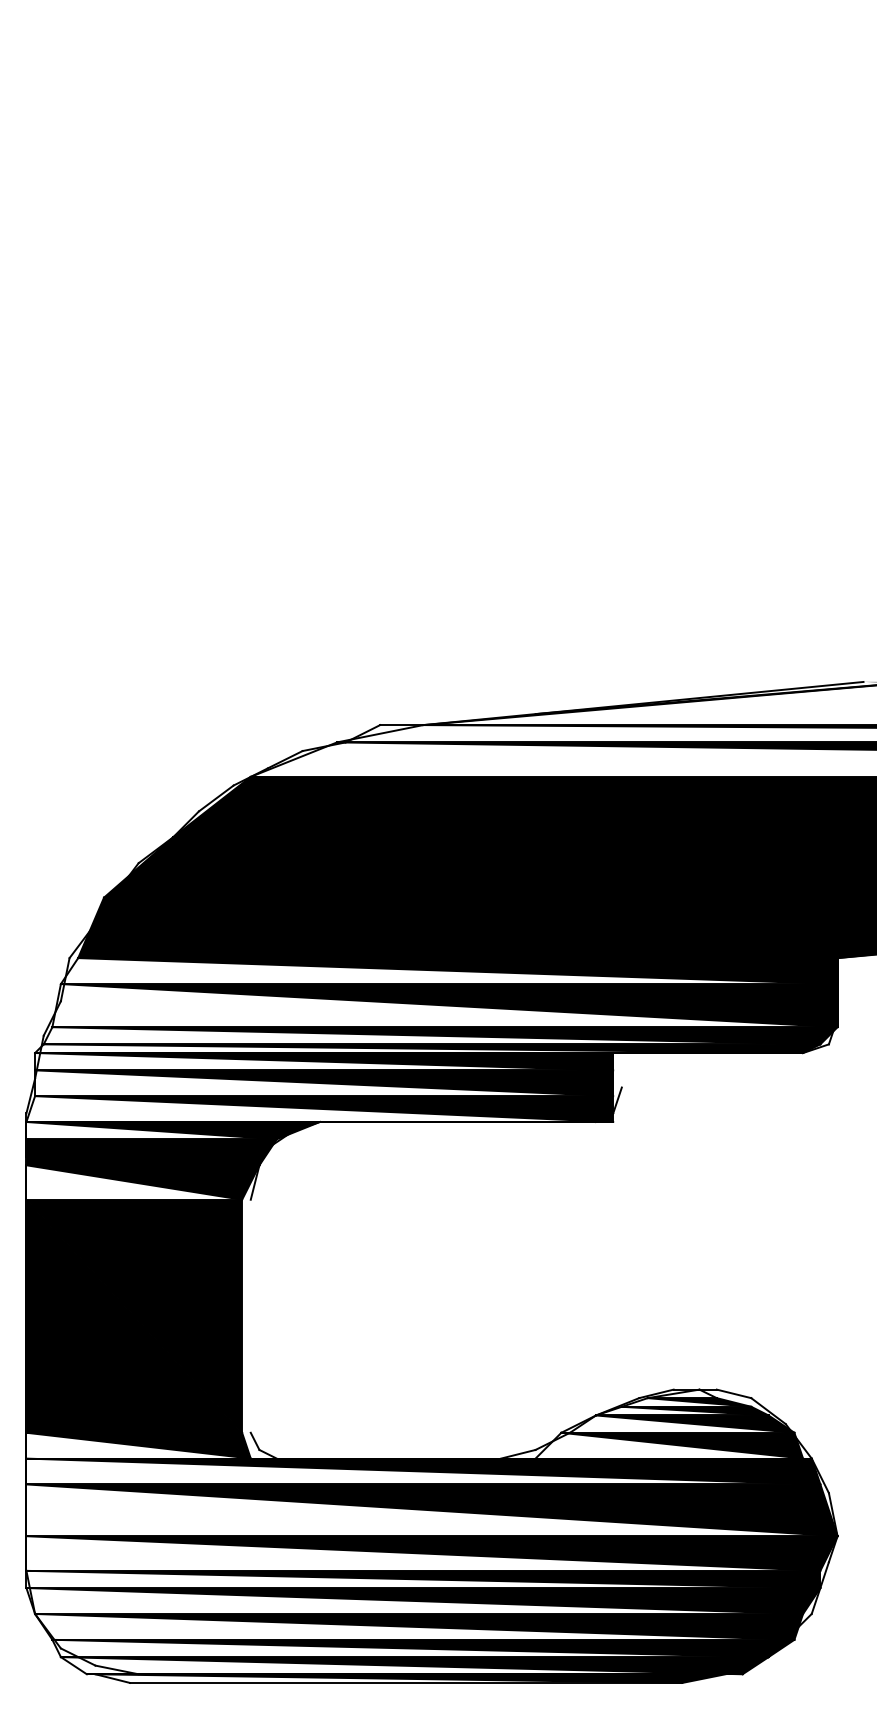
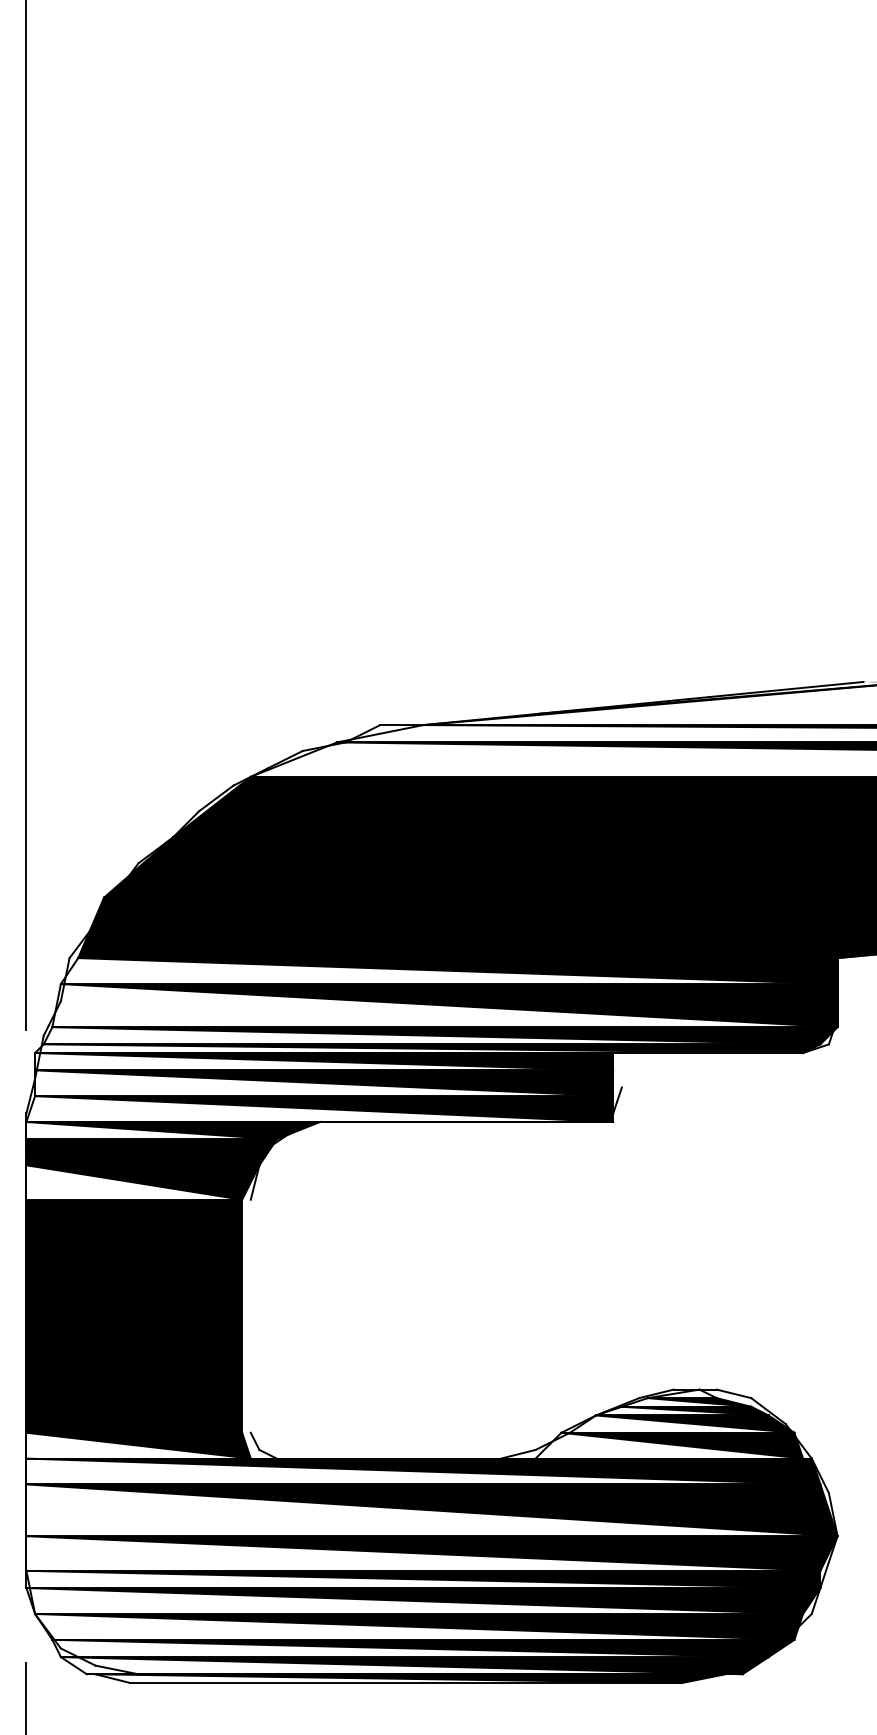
line: none -> present (26, 516)
line: none -> present (26, 1696)
